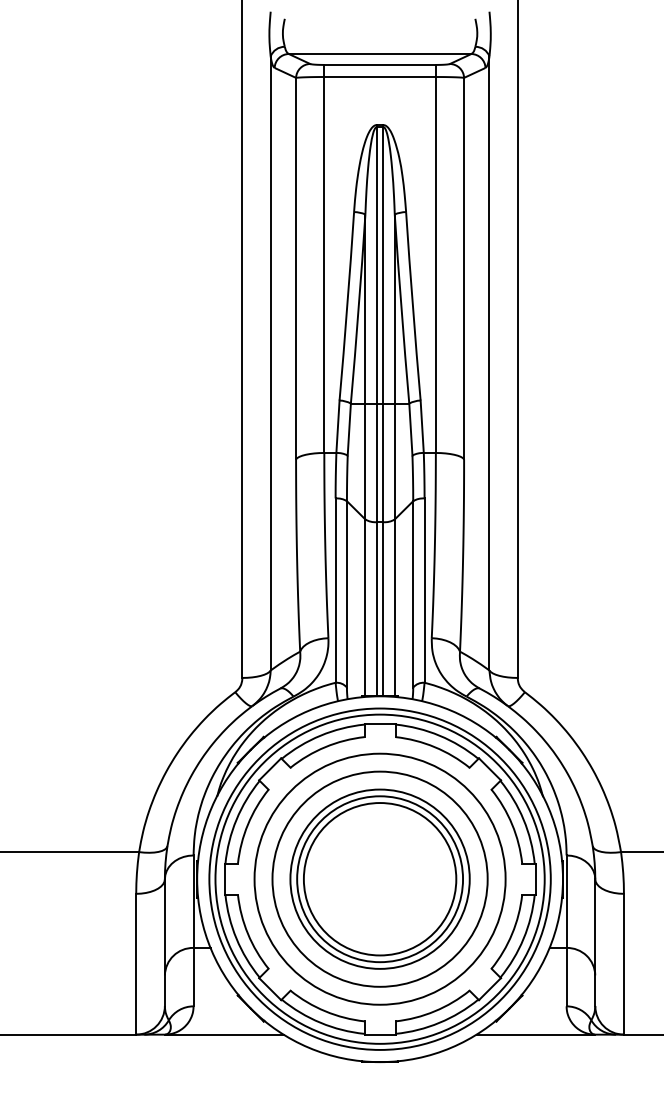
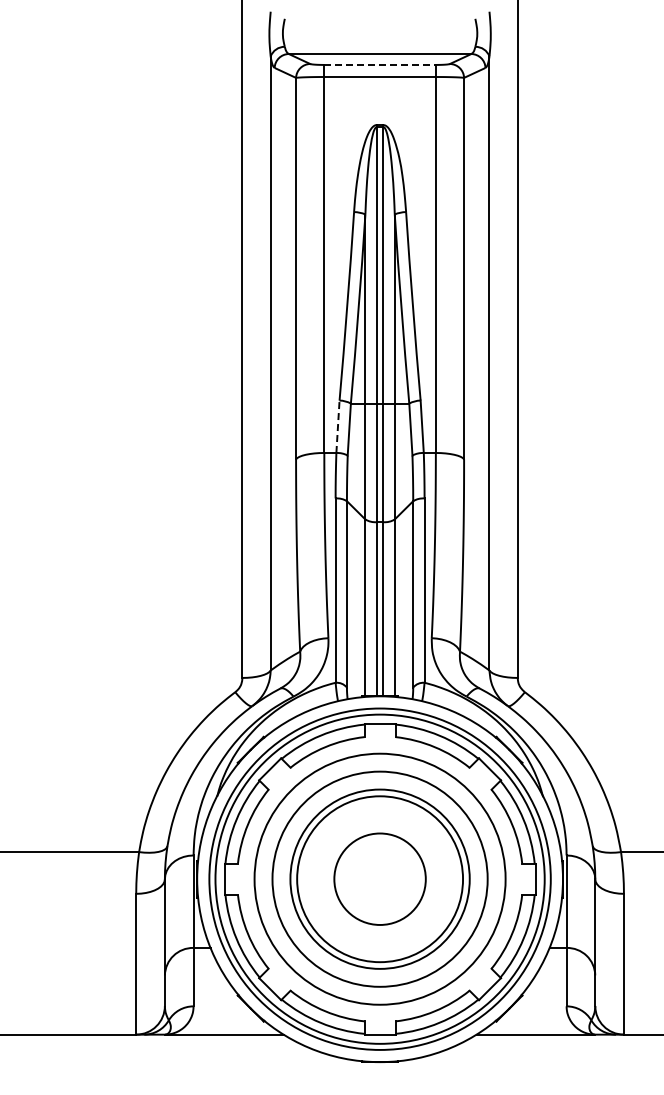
line: solid -> dashed (380, 64)
line: solid -> dashed (338, 426)
circle diameter: 152 px -> 91 px (379, 878)
